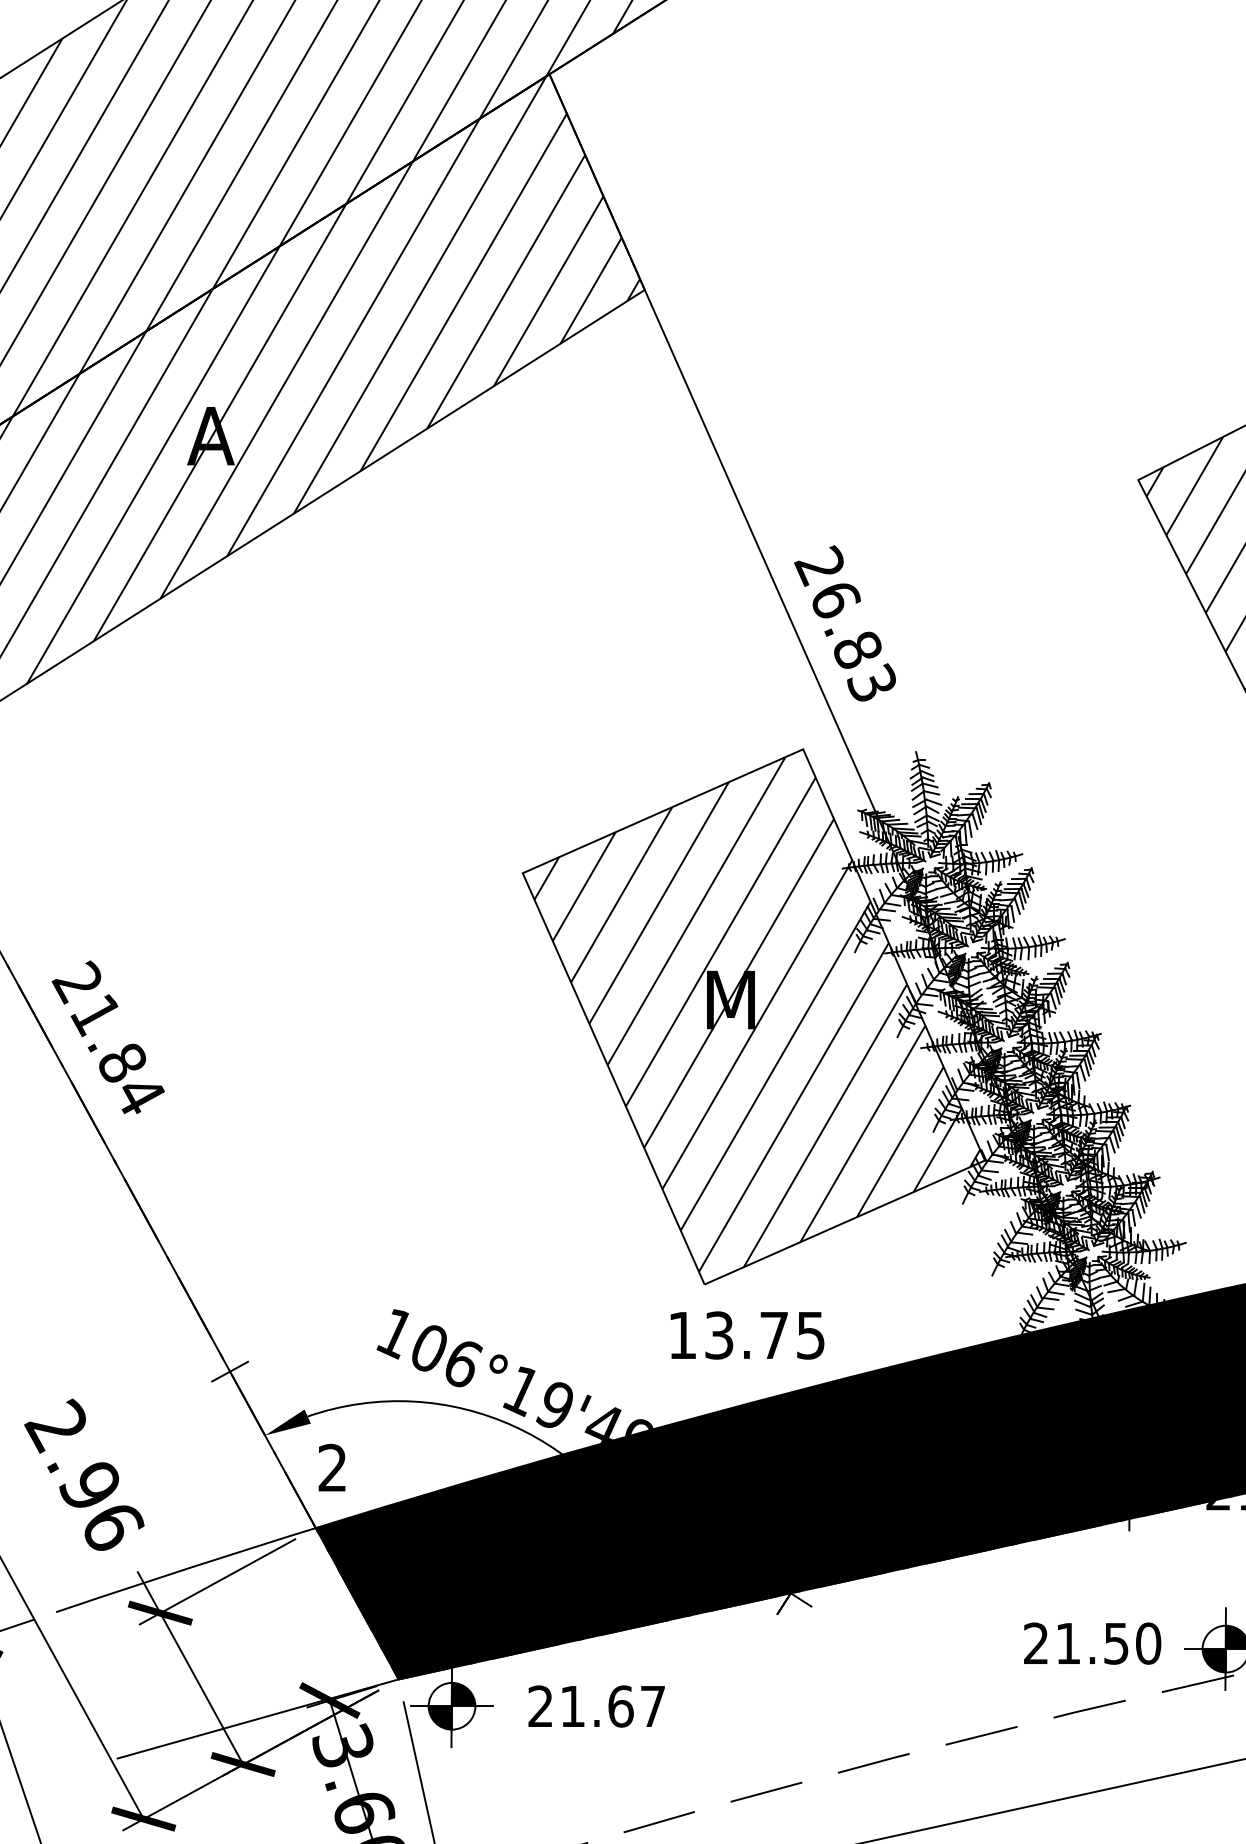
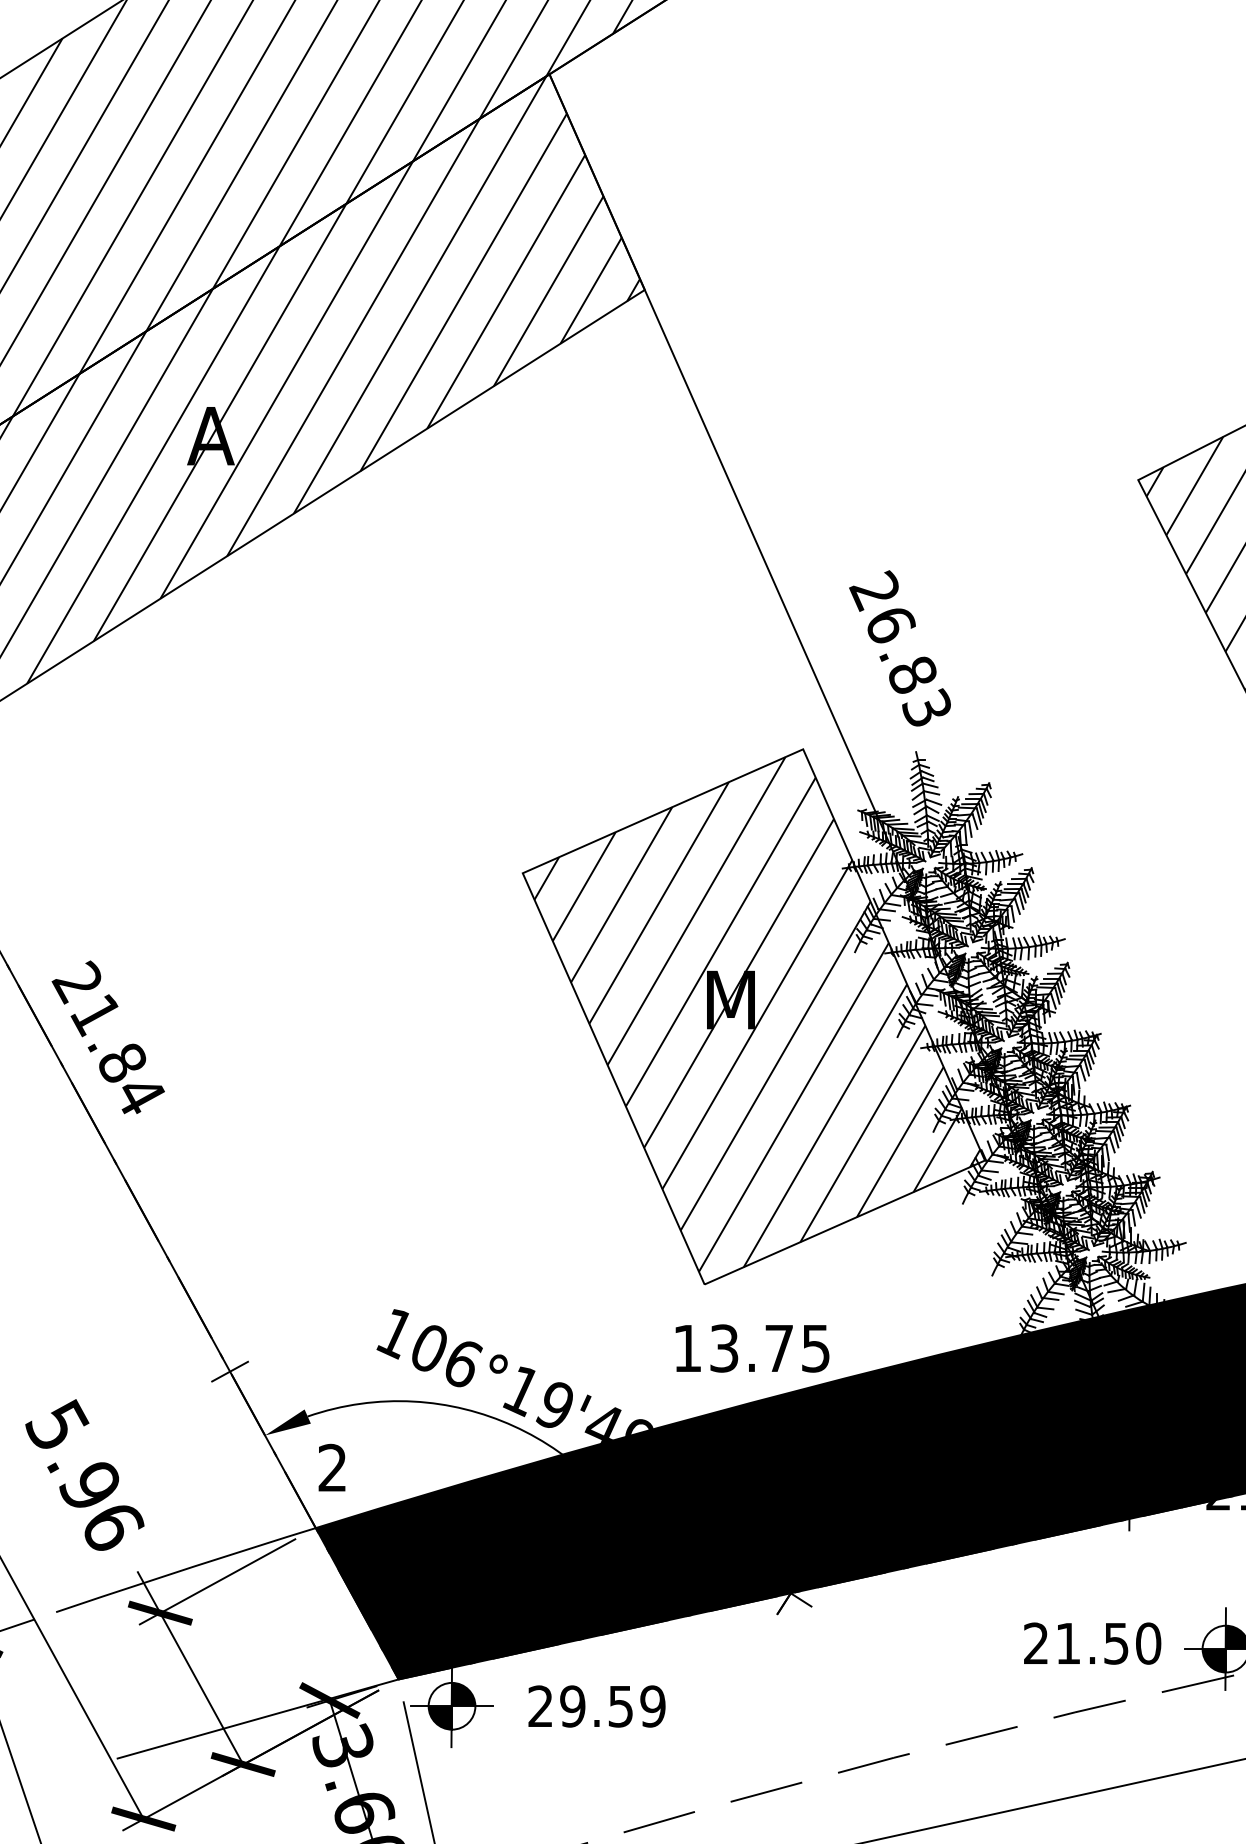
text position: (844, 623) -> (899, 648) (899, 648)
text position: (747, 1335) -> (752, 1348) (752, 1348)
text: 2.96 -> 5.96 (56, 1425)
text: 21.67 -> 29.59 (612, 1706)
